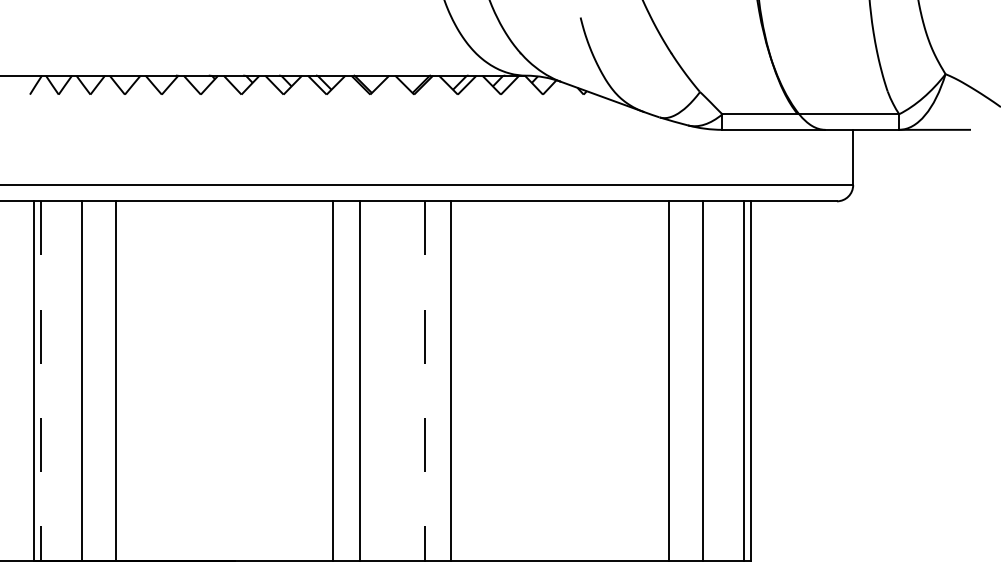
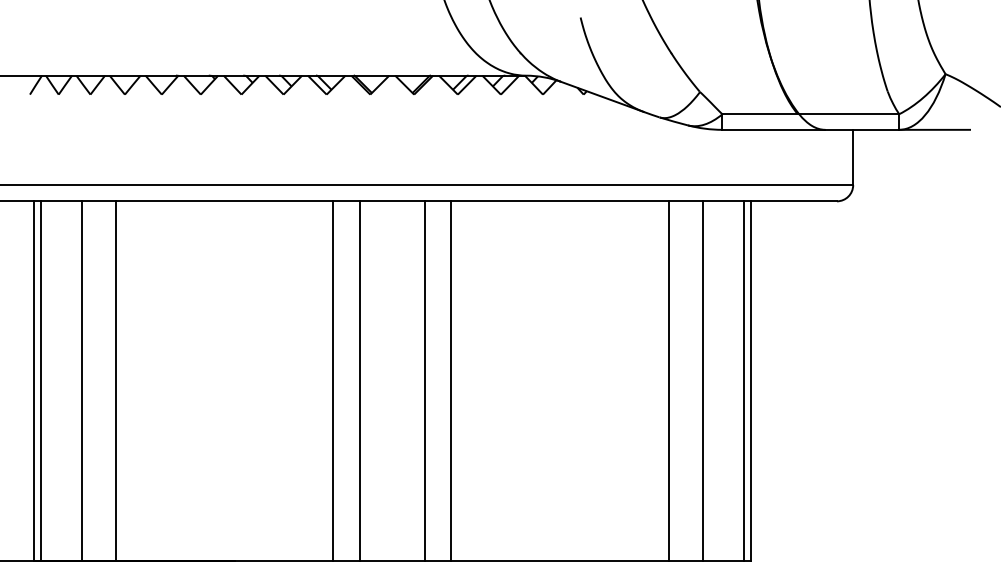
line: dashed -> solid (40, 381)
line: dashed -> solid (424, 381)
